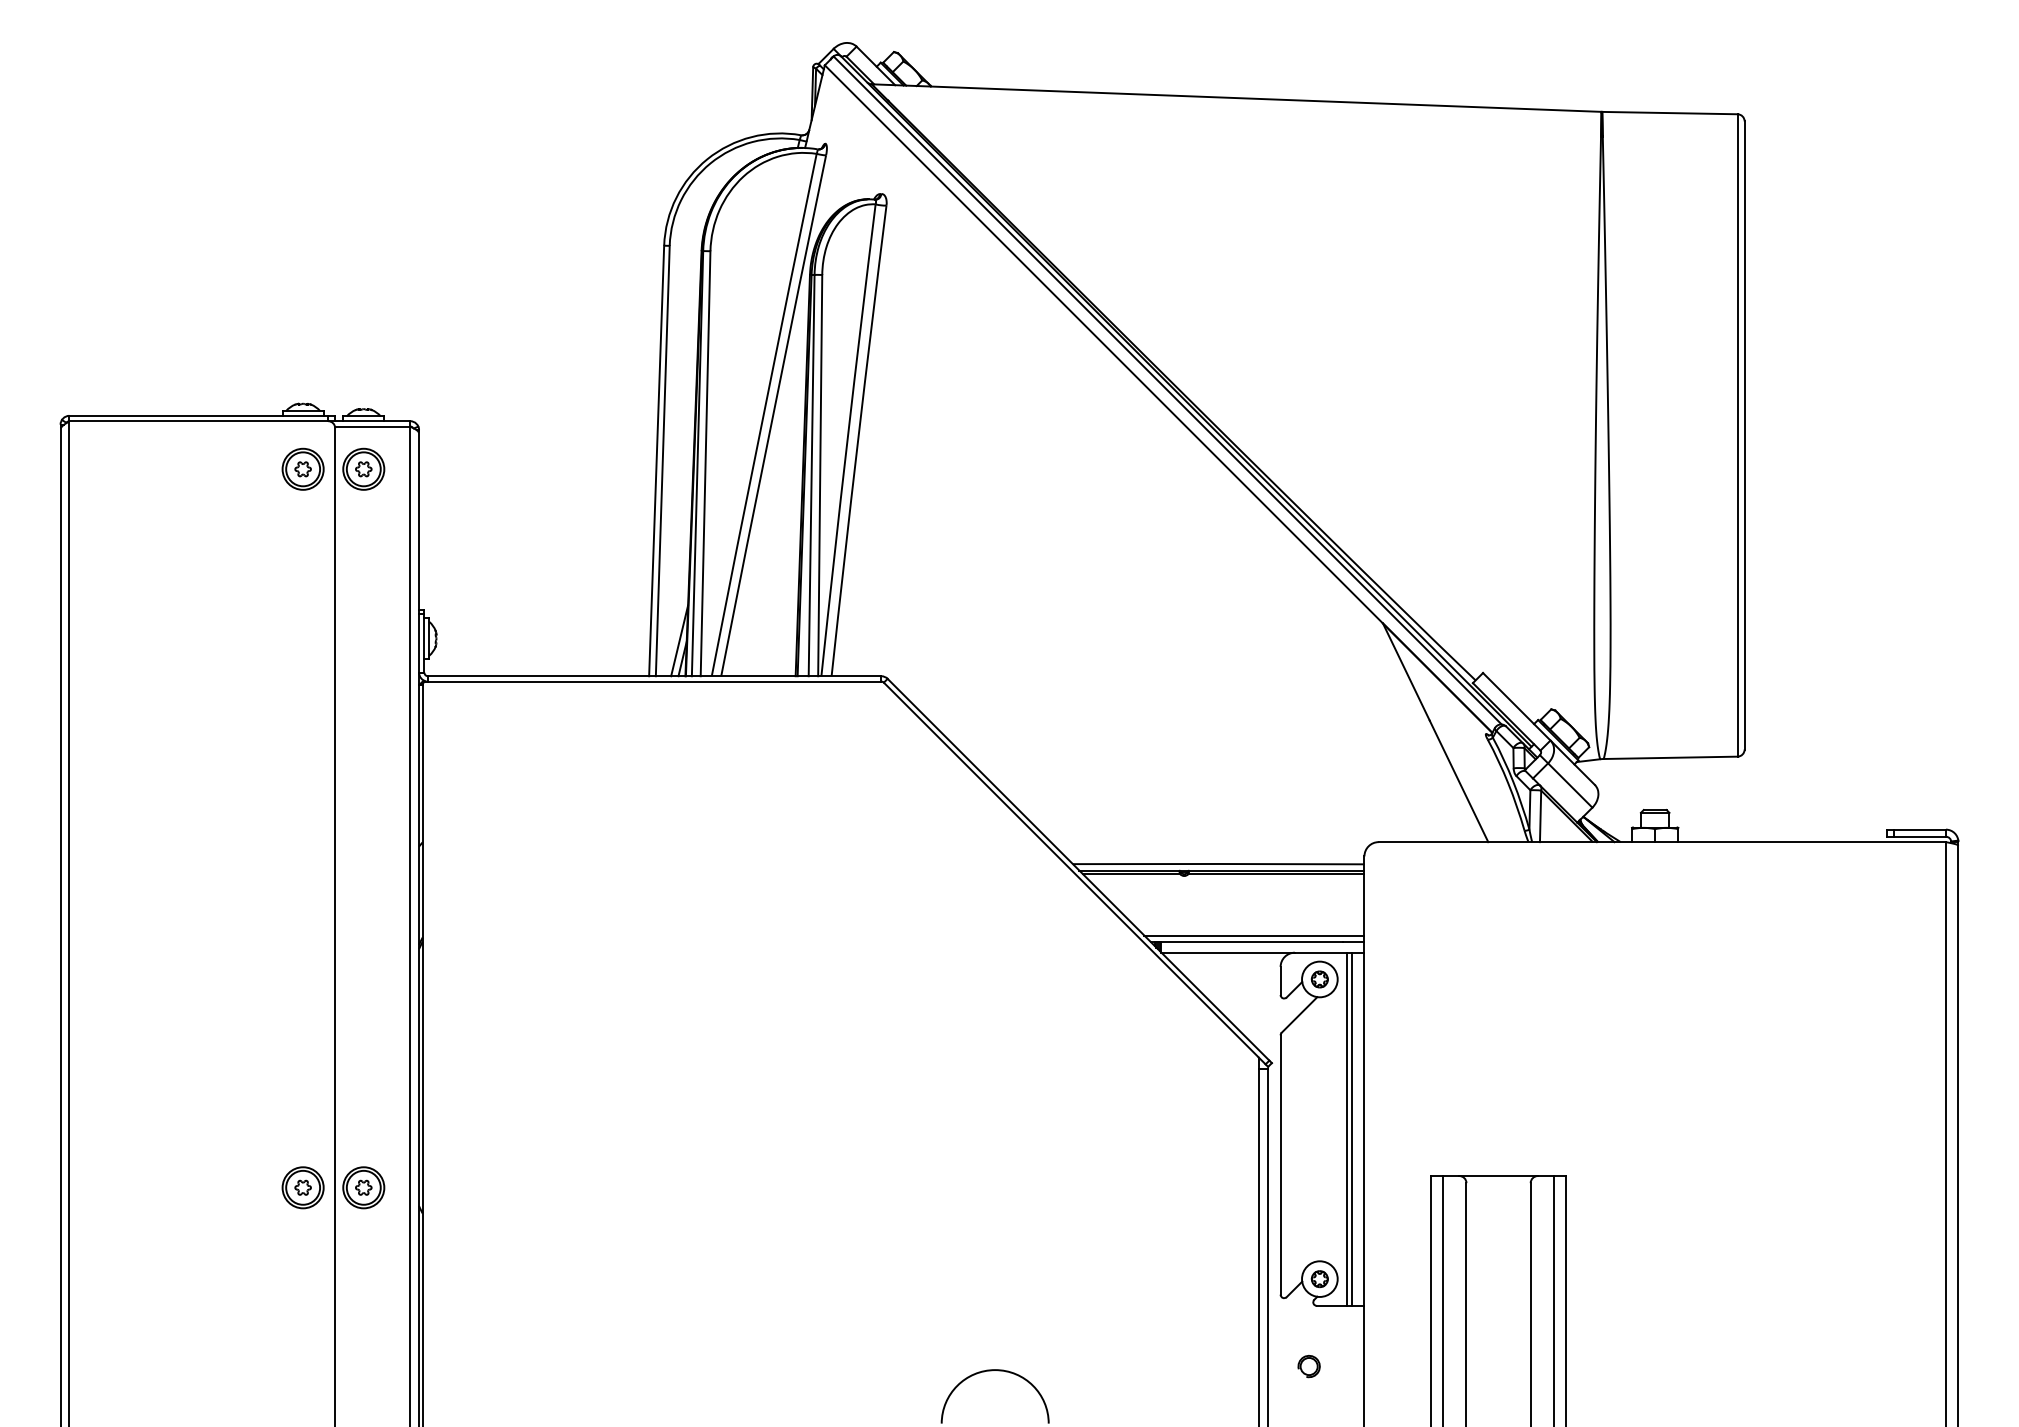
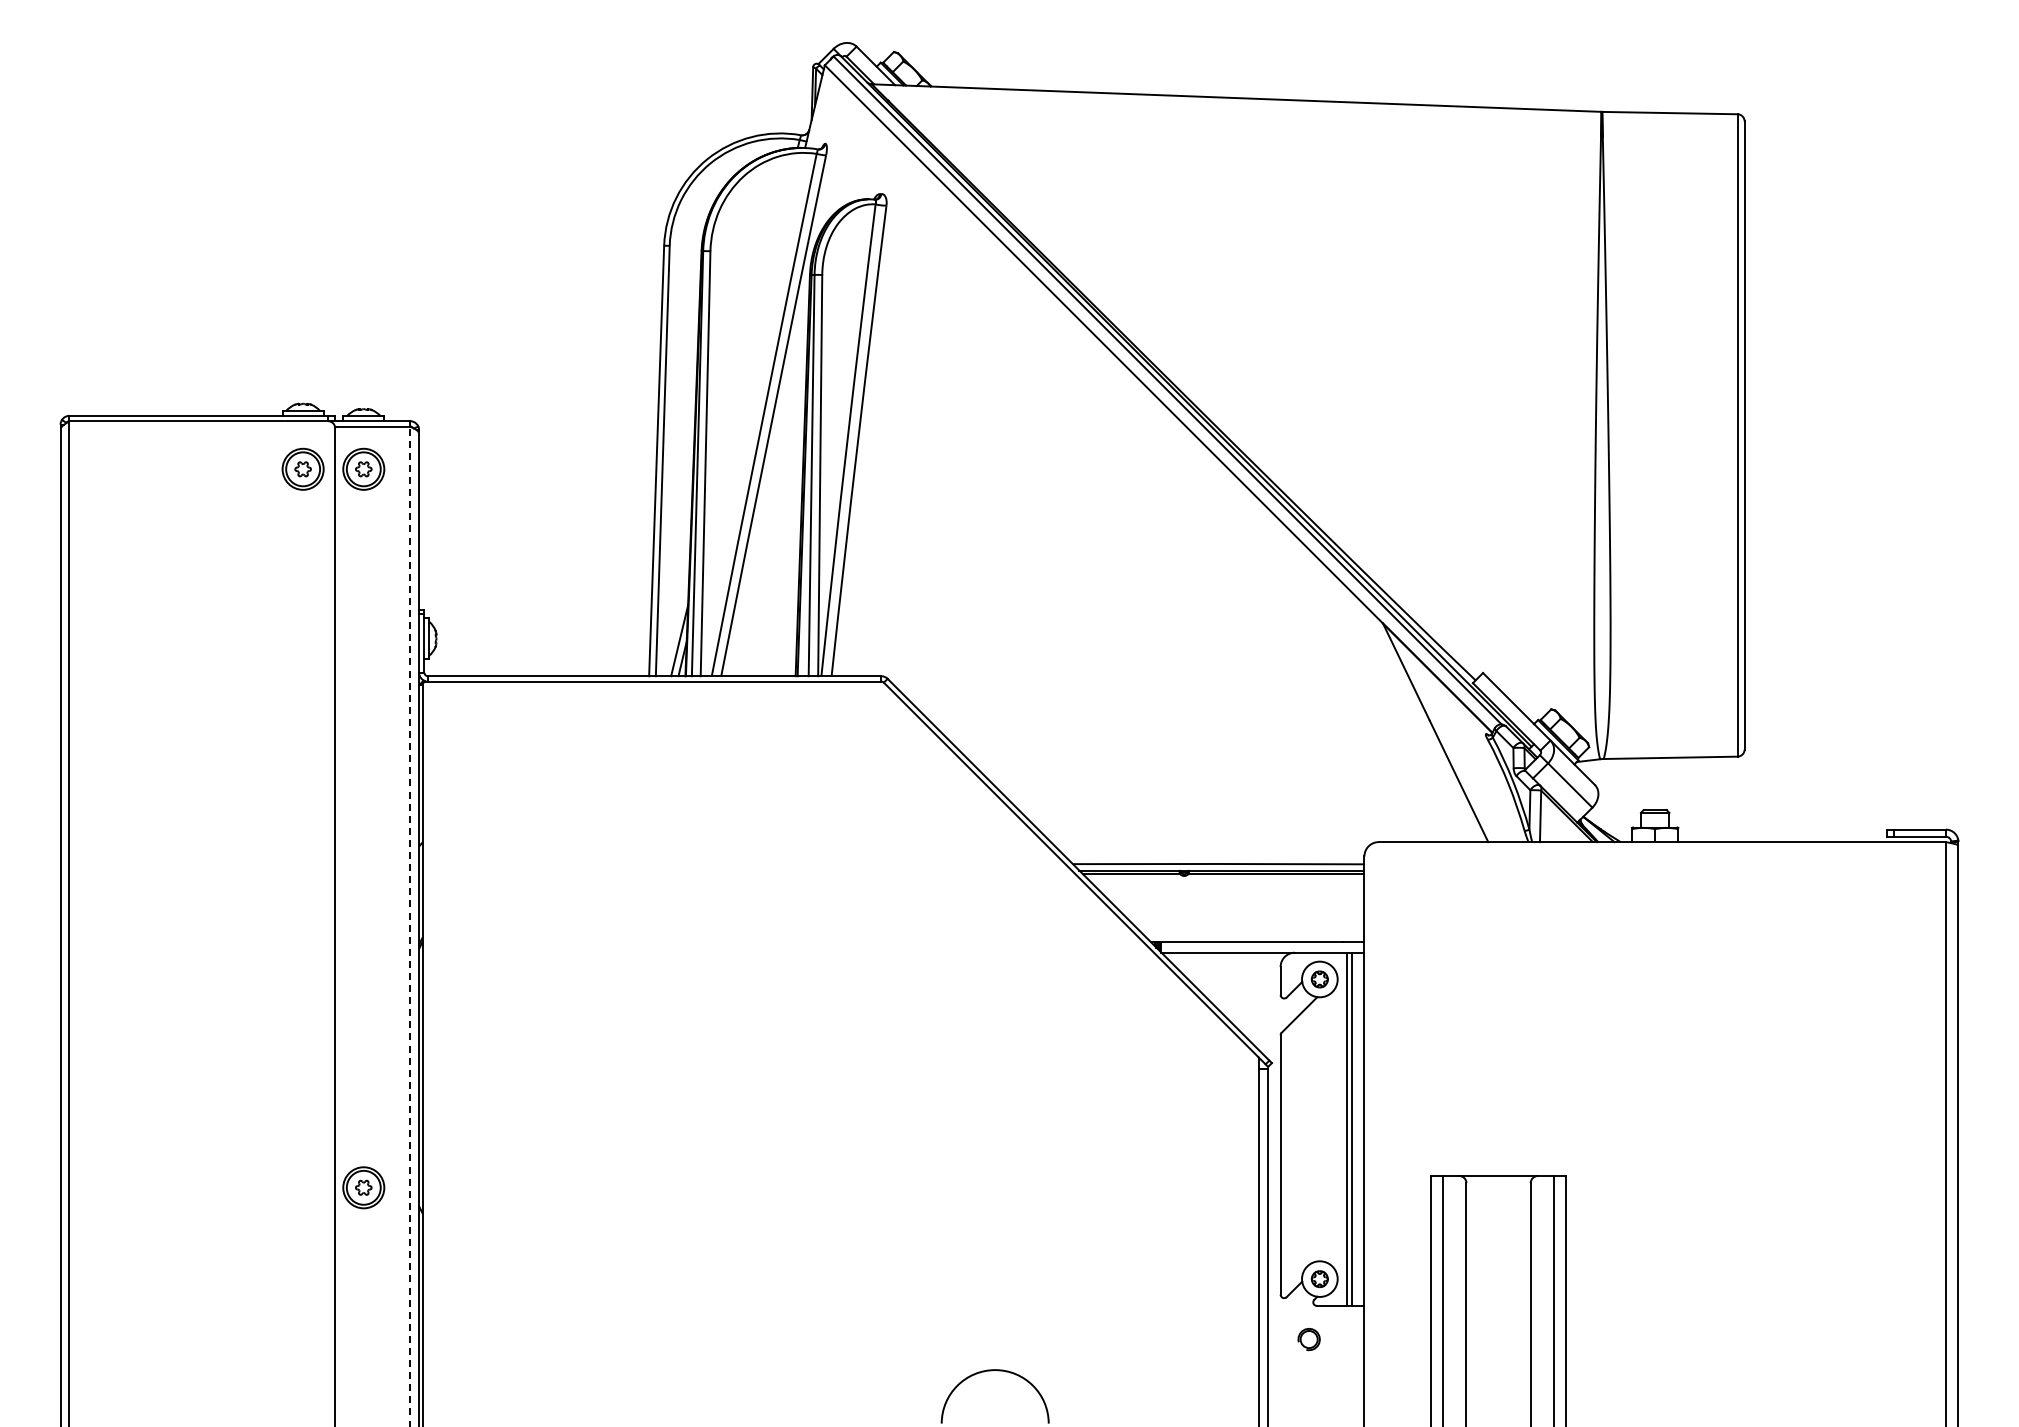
line: solid -> dashed (410, 926)
line: present -> none (1254, 935)
part: present -> none (302, 1187)
part position: (1308, 1366) -> (1308, 1339) (1308, 1339)
